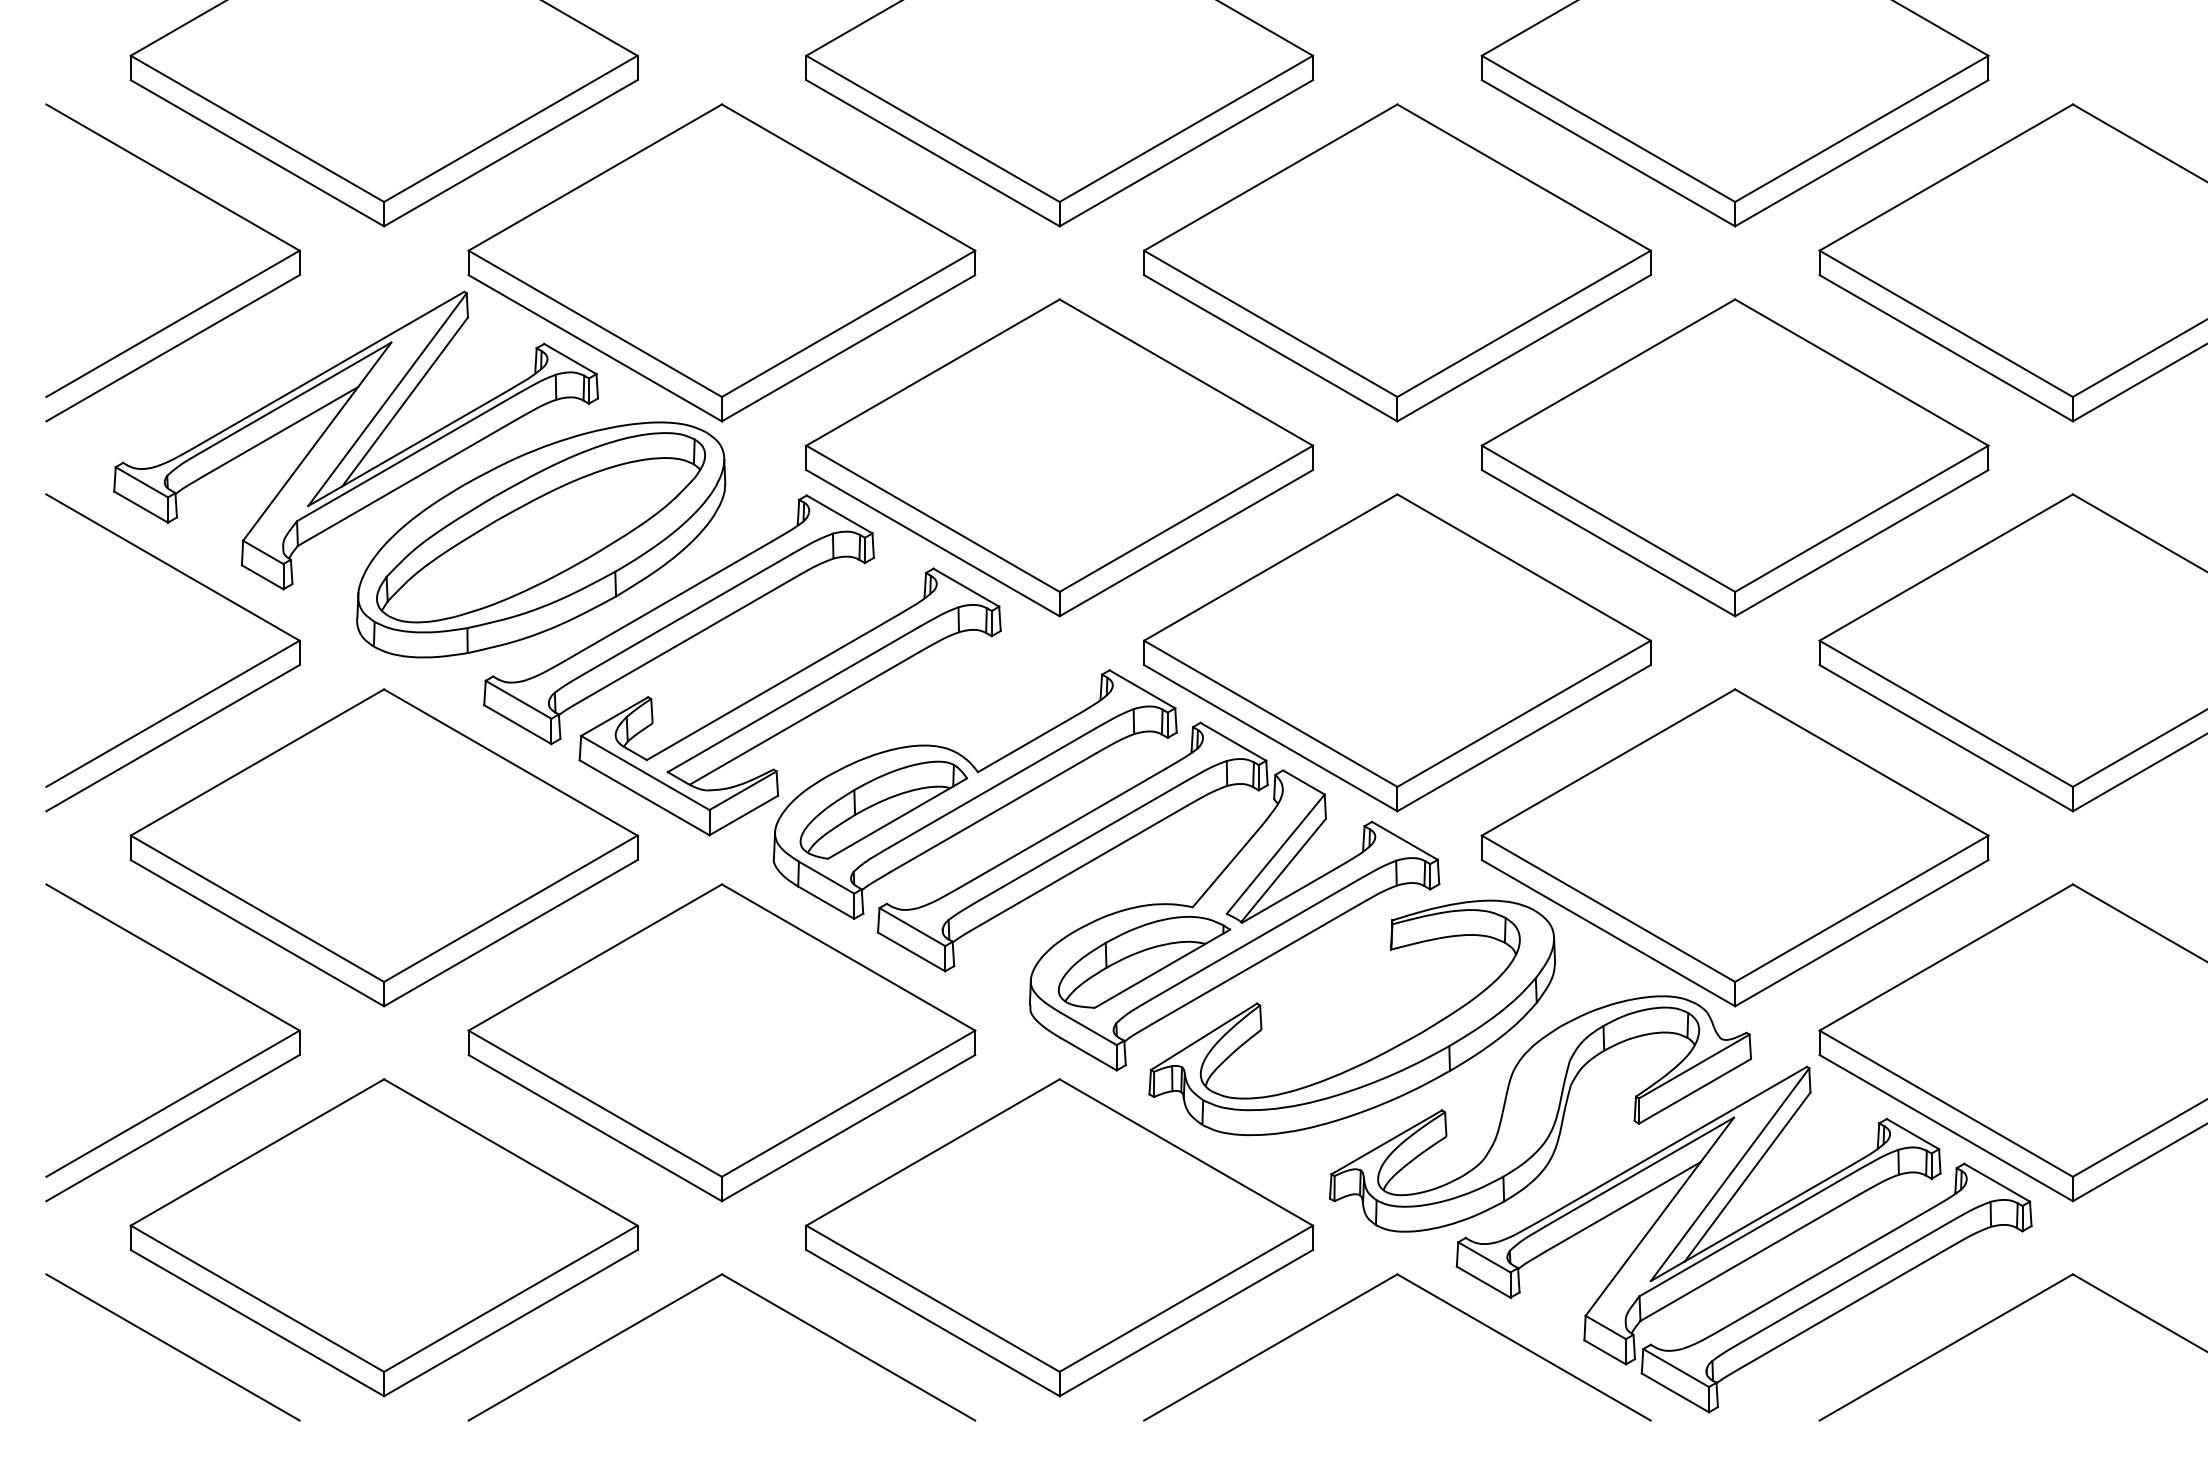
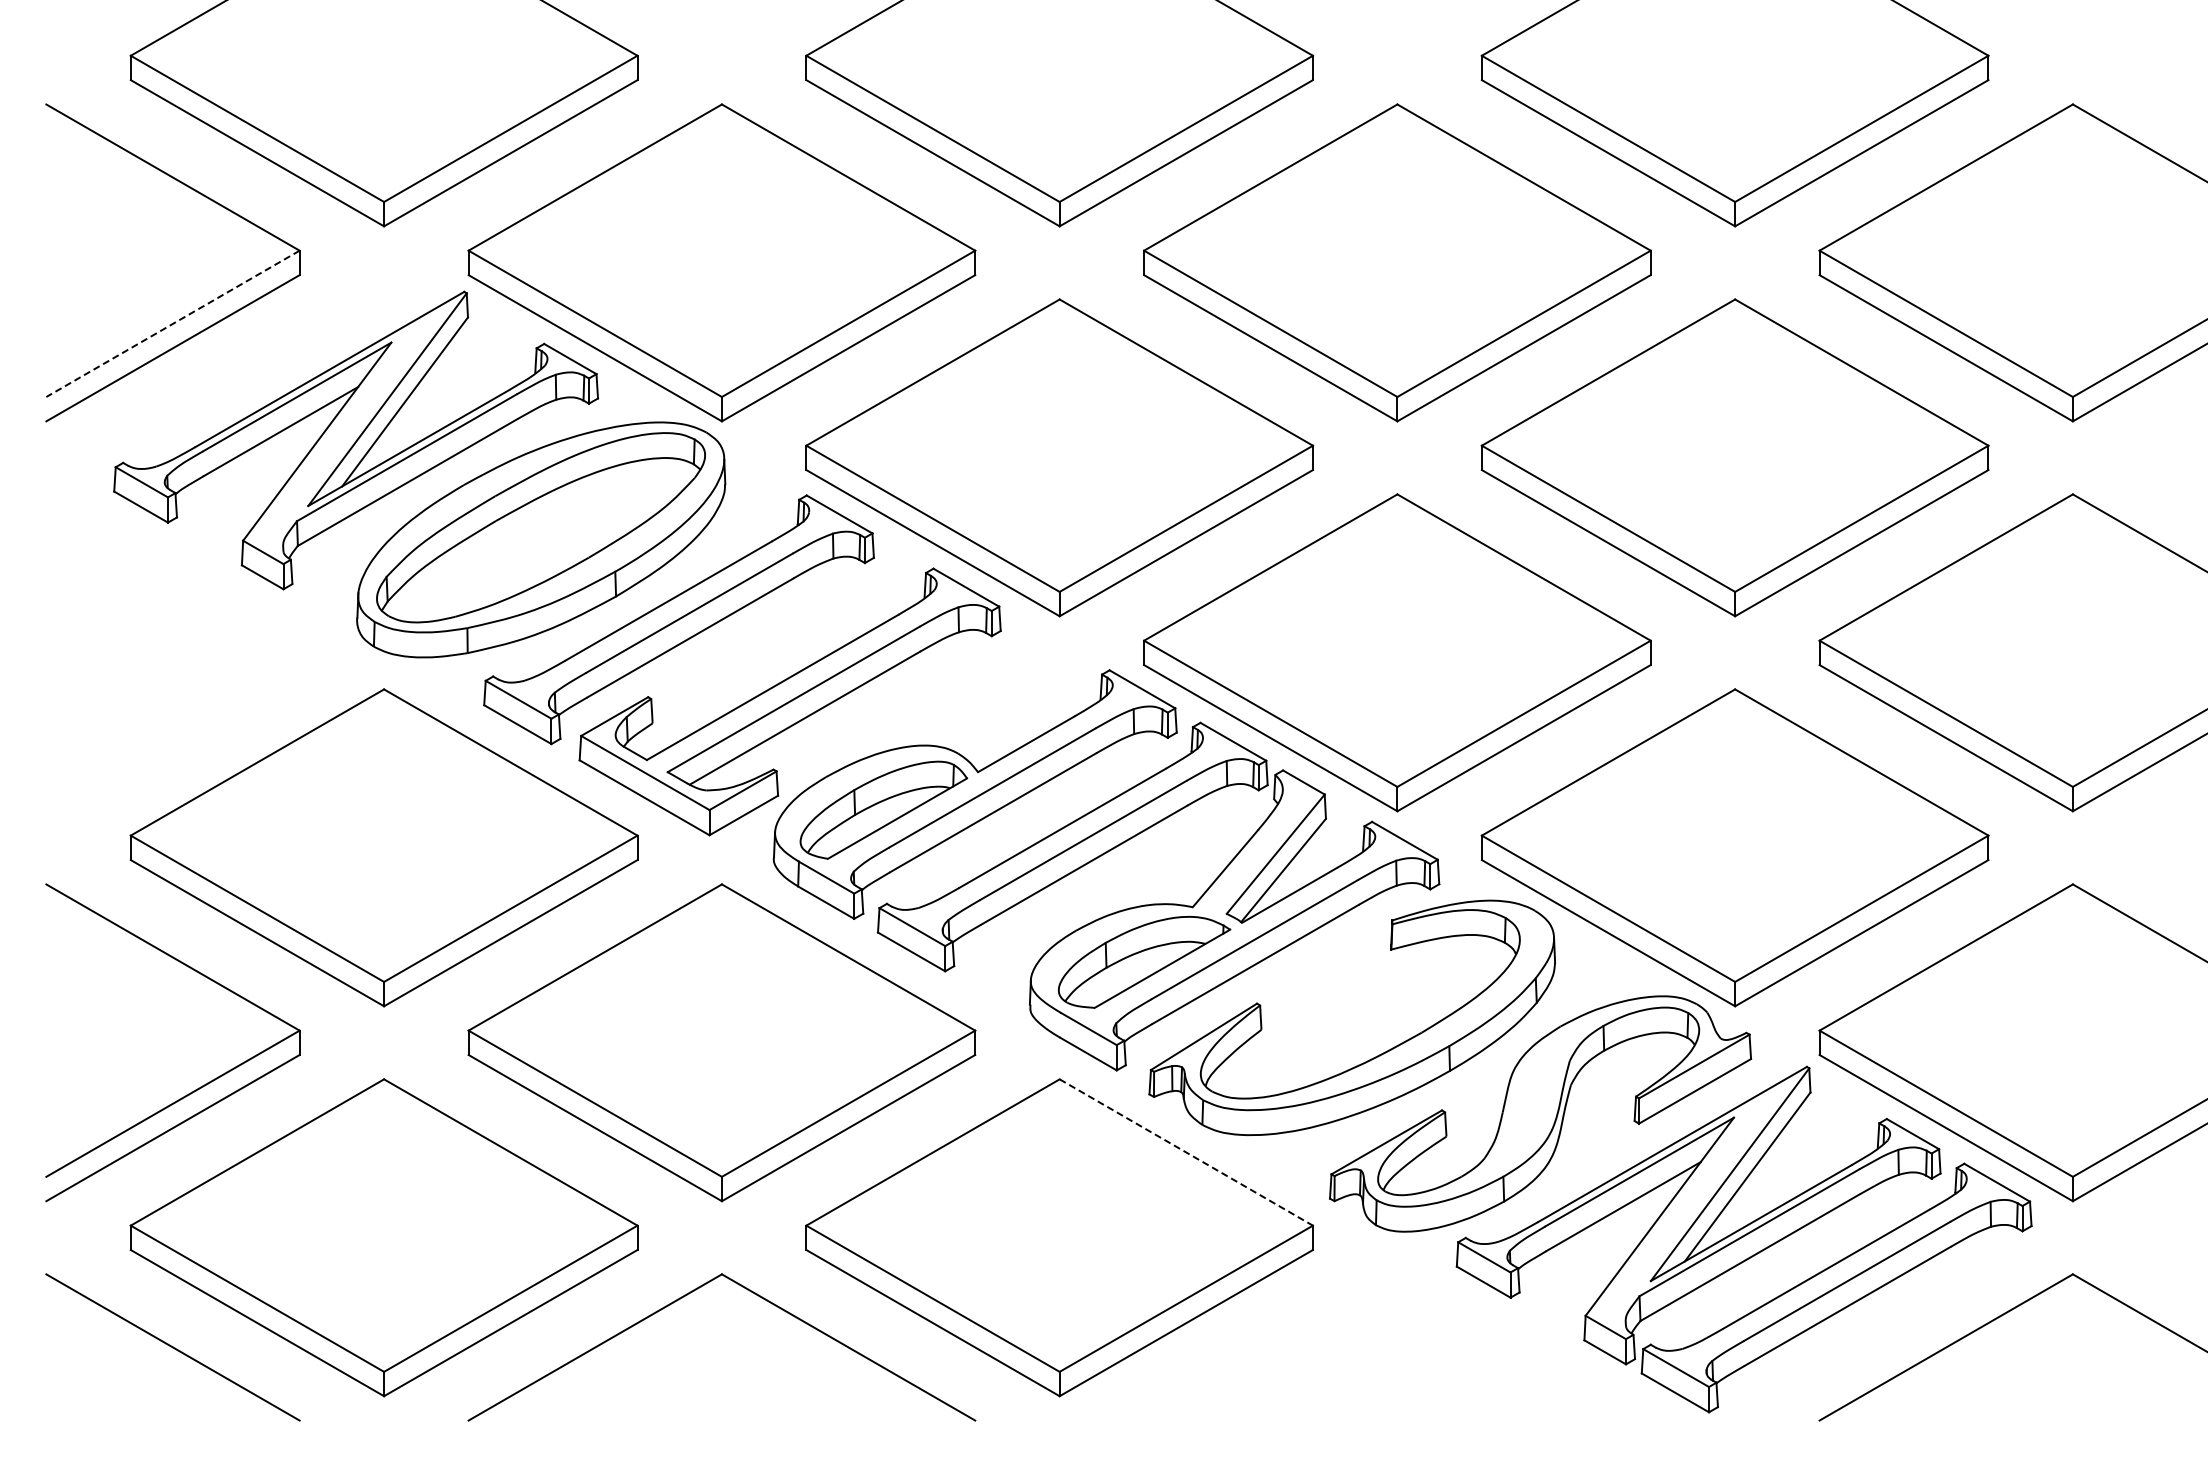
line: solid -> dashed (172, 324)
part: present -> none (200, 696)
line: solid -> dashed (1186, 1152)
part: present -> none (1431, 1295)
